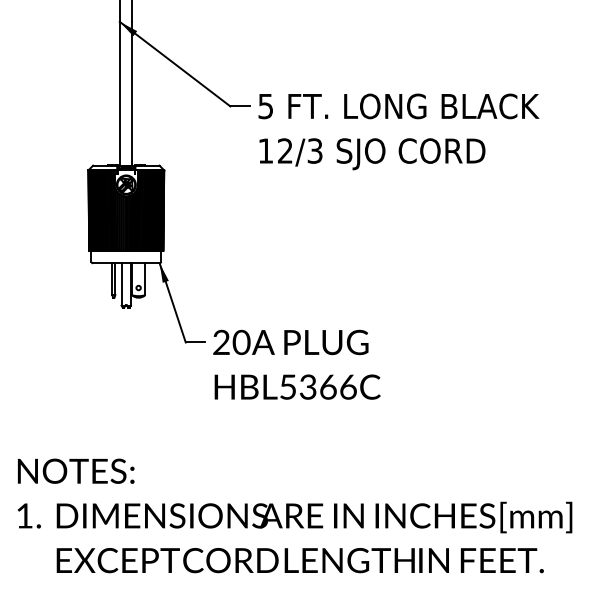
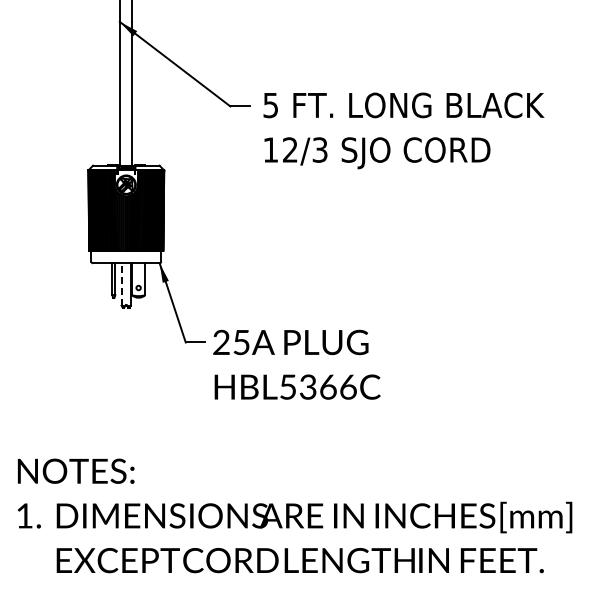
text position: (398, 131) -> (403, 130) (403, 130)
line: solid -> dashed (121, 283)
text: 20A -> 25A (241, 342)
